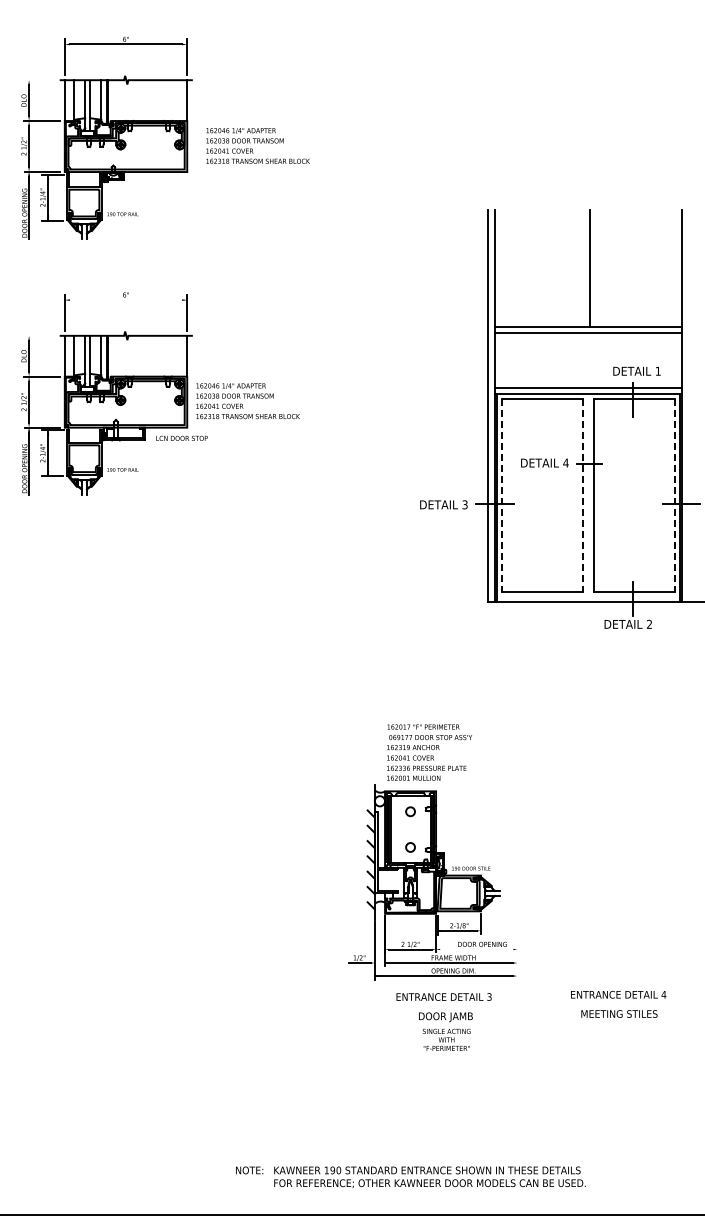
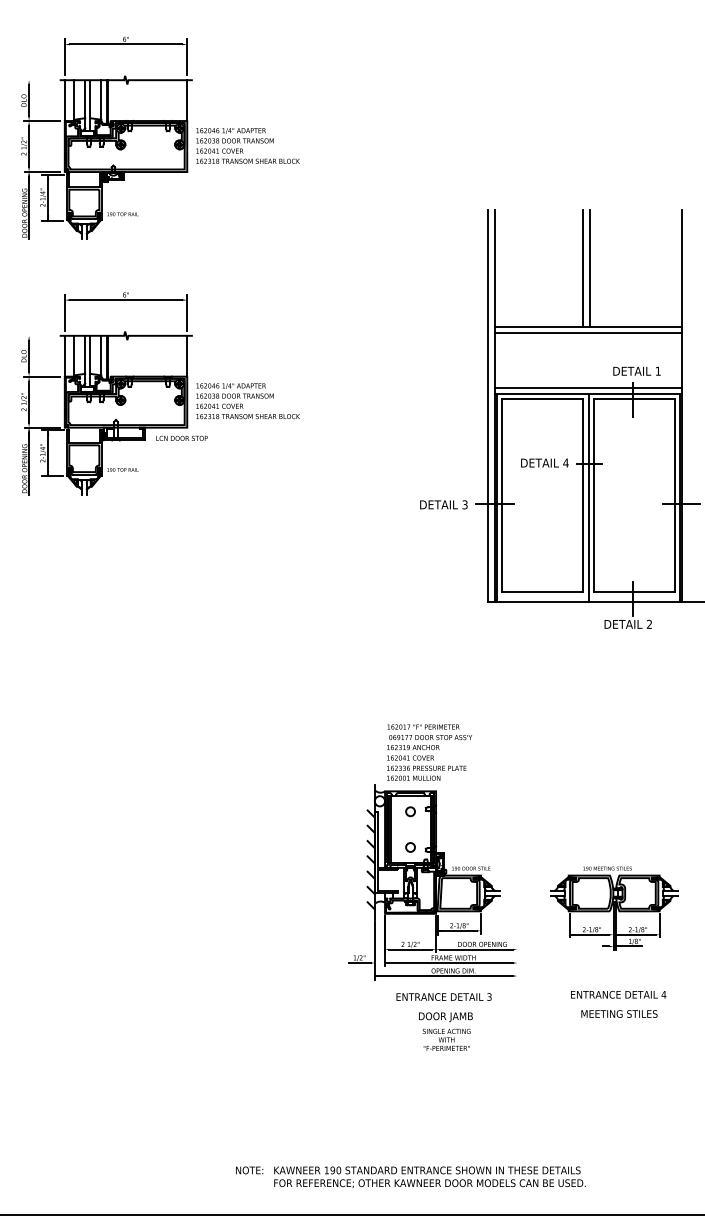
text position: (257, 145) -> (247, 145) (247, 145)
line: none -> present (583, 267)
line: none -> present (125, 300)
line: dashed -> solid (501, 496)
line: dashed -> solid (583, 496)
line: dashed -> solid (675, 496)
line: none -> present (588, 498)
part: none -> present (614, 908)
line: none -> present (476, 949)
